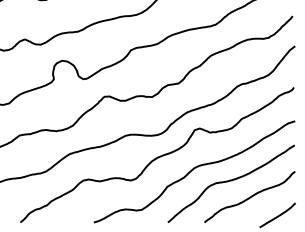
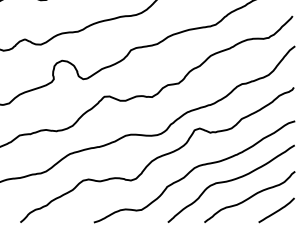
curve position: (277, 215) -> (276, 210) (276, 210)
